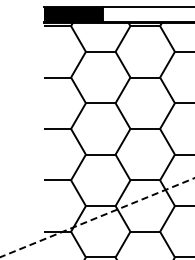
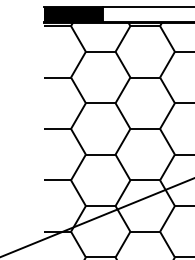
line: dashed -> solid (97, 217)
